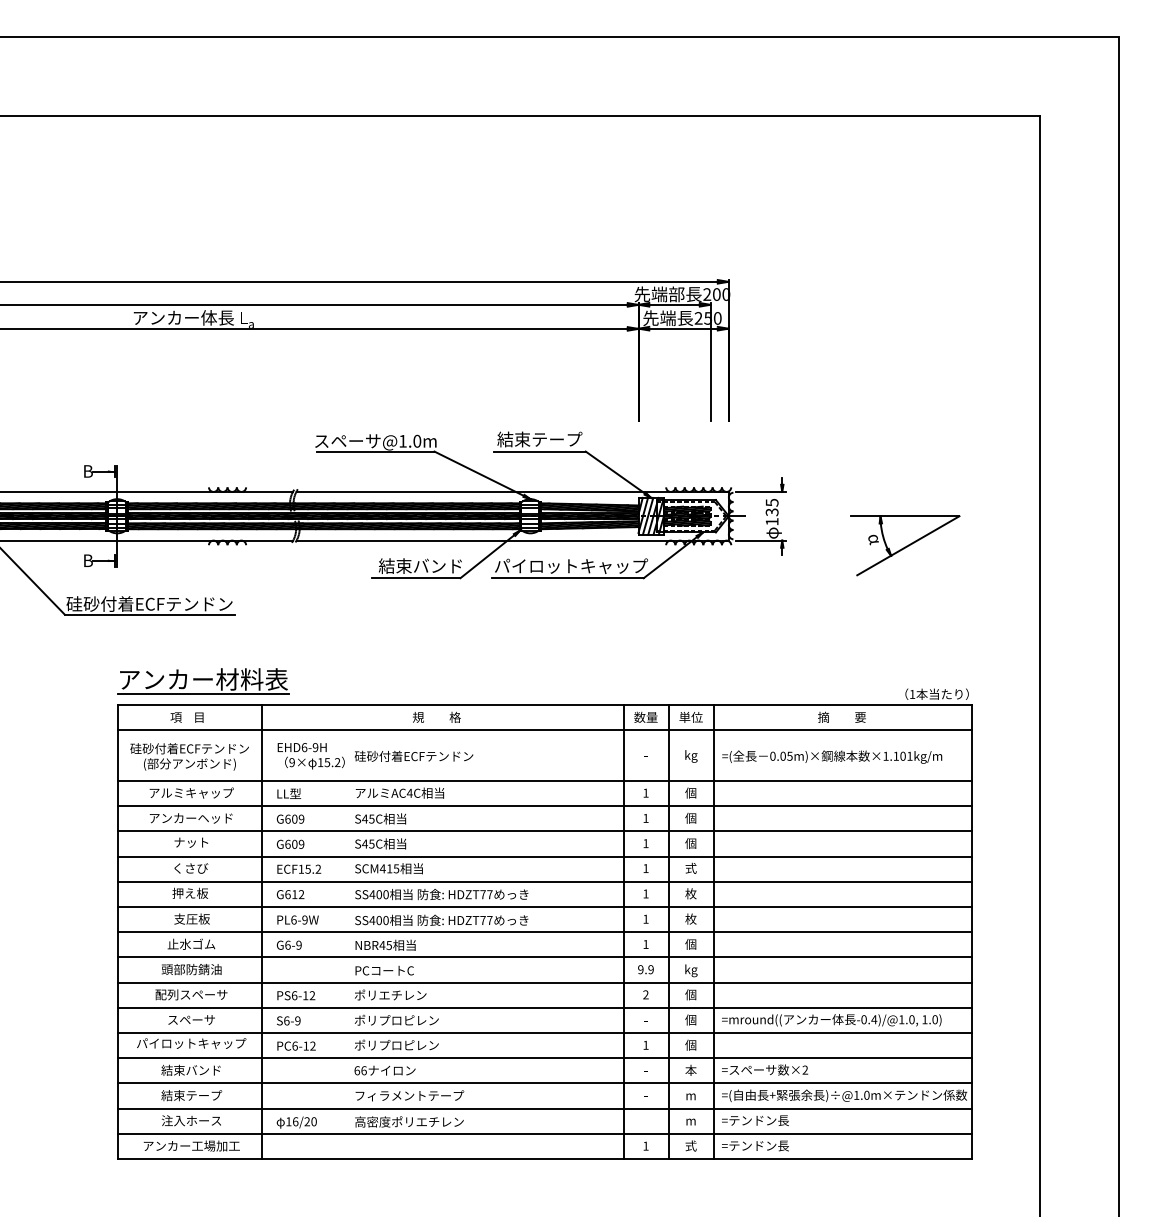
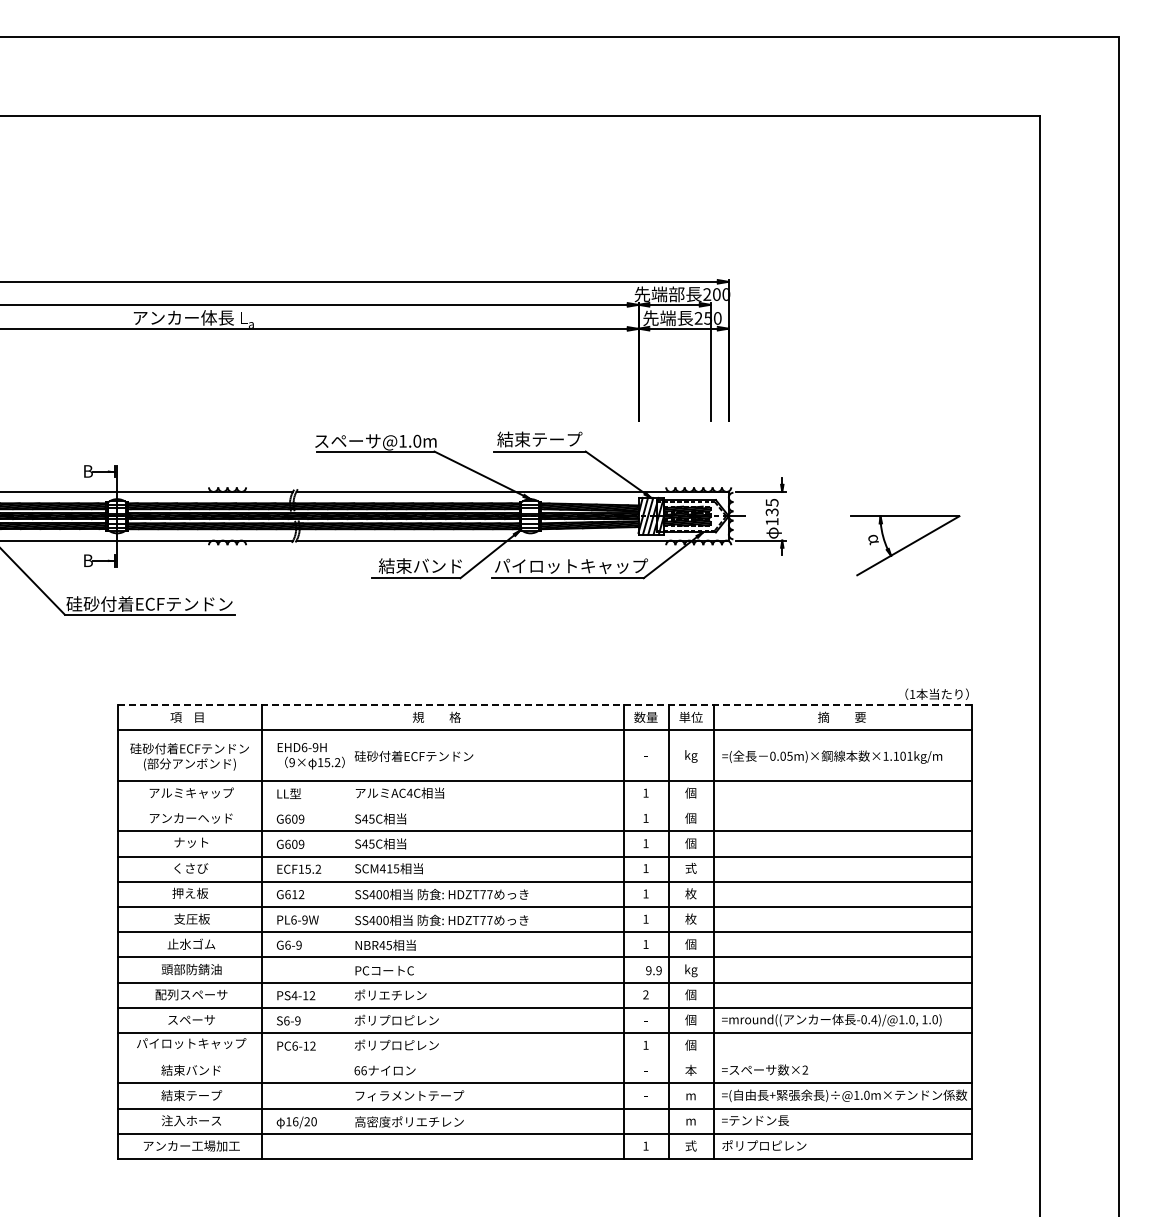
part: present -> none (203, 681)
line: solid -> dashed (545, 705)
line: present -> none (544, 806)
text position: (645, 969) -> (653, 970) (653, 970)
text: PS6-12 -> PS4-12 (294, 995)
line: present -> none (544, 1058)
text: =テンドン長 -> ポリプロピレン (764, 1145)
